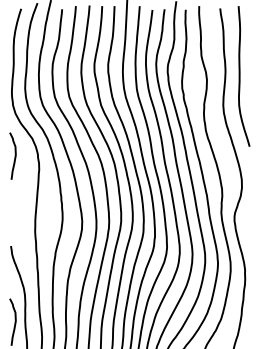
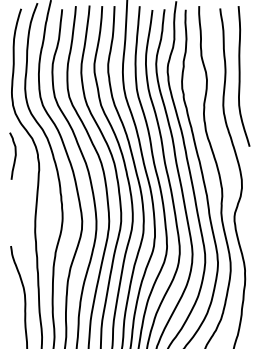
curve: present -> none (14, 321)
